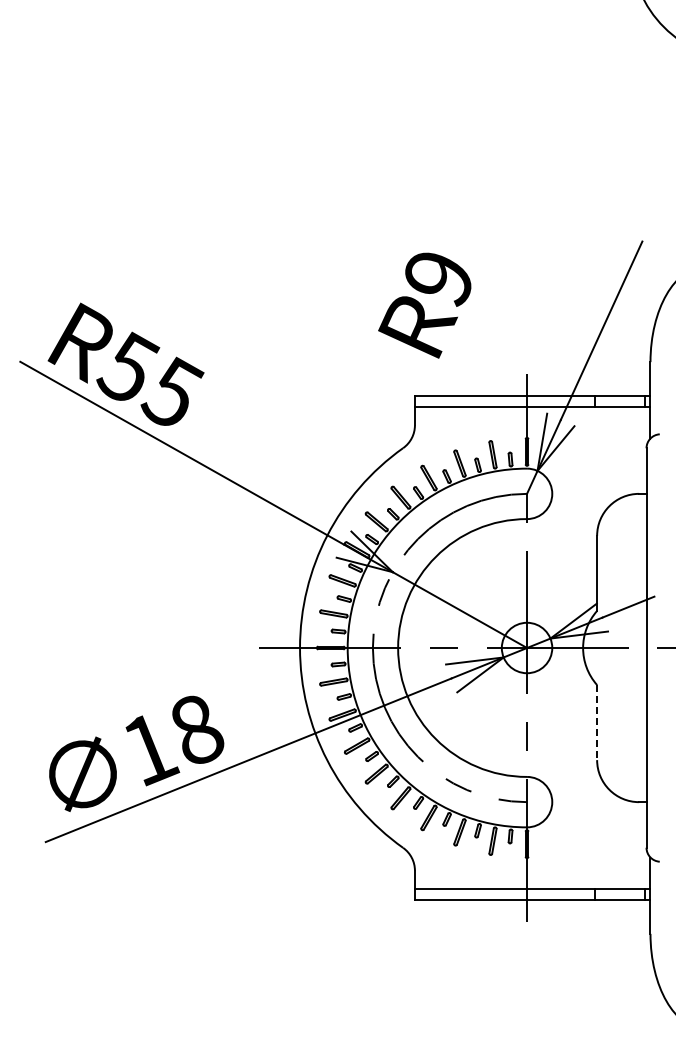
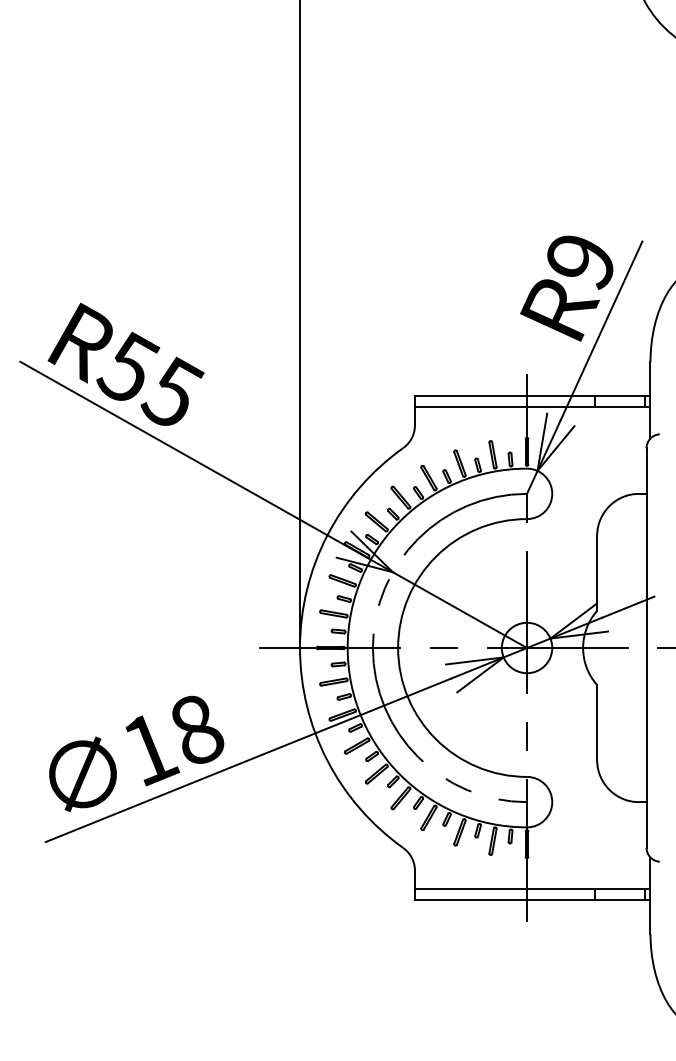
text position: (424, 305) -> (566, 288) (566, 288)
line: none -> present (300, 322)
line: dashed -> solid (597, 722)
